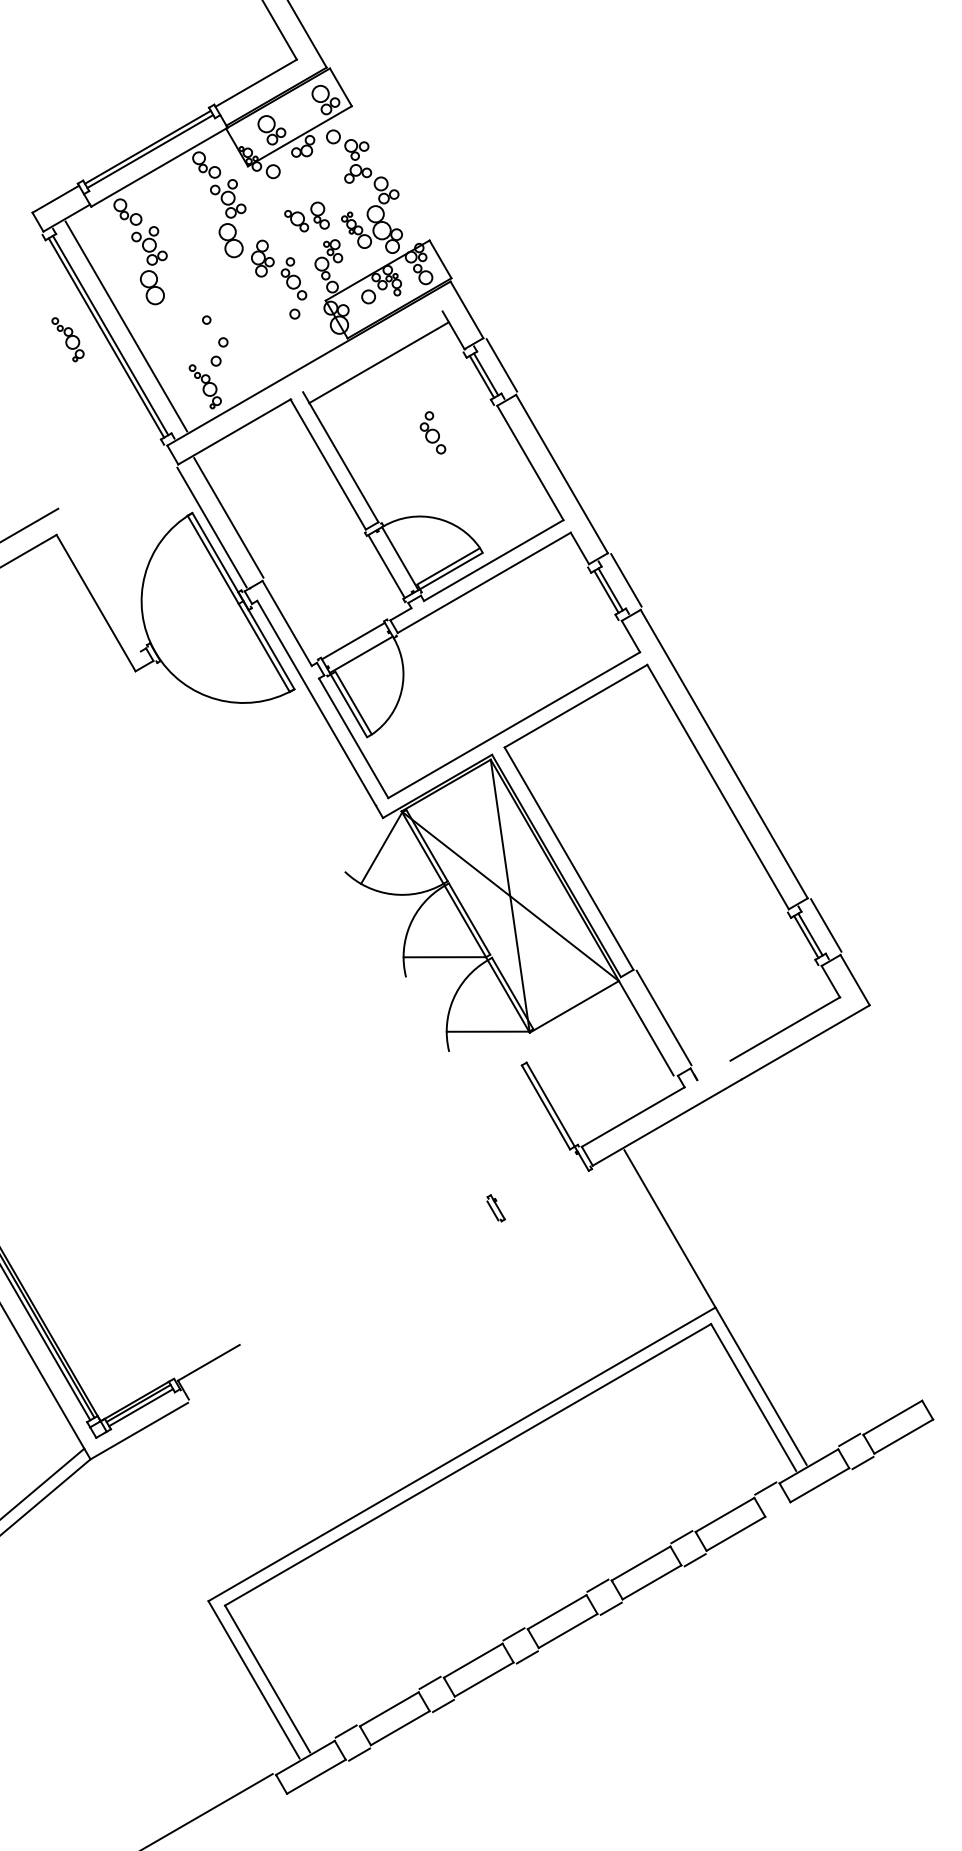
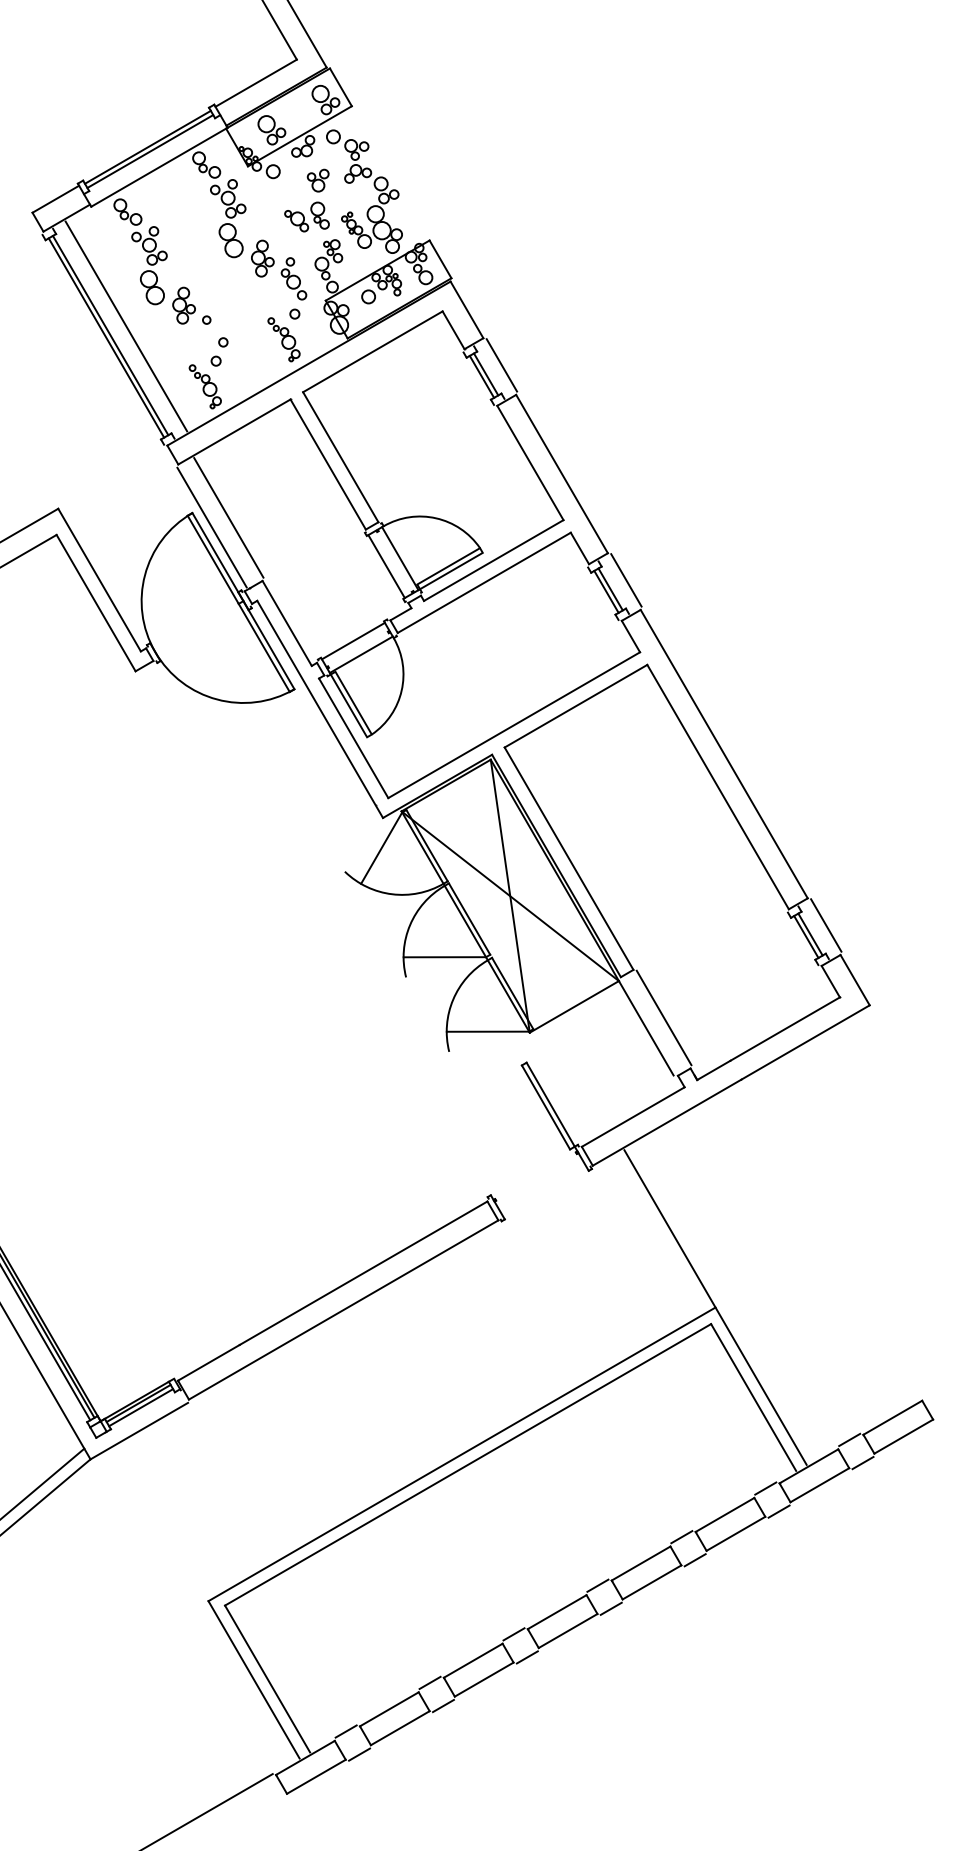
part: none -> present (317, 180)
part: none -> present (183, 305)
part position: (67, 339) -> (283, 339) (283, 339)
line position: (378, 362) -> (372, 351) (372, 351)
part: present -> none (432, 432)
line: none -> present (99, 579)
line: none -> present (713, 1070)
line: none -> present (363, 1272)
line: none -> present (343, 1309)
line: none -> present (778, 1511)
